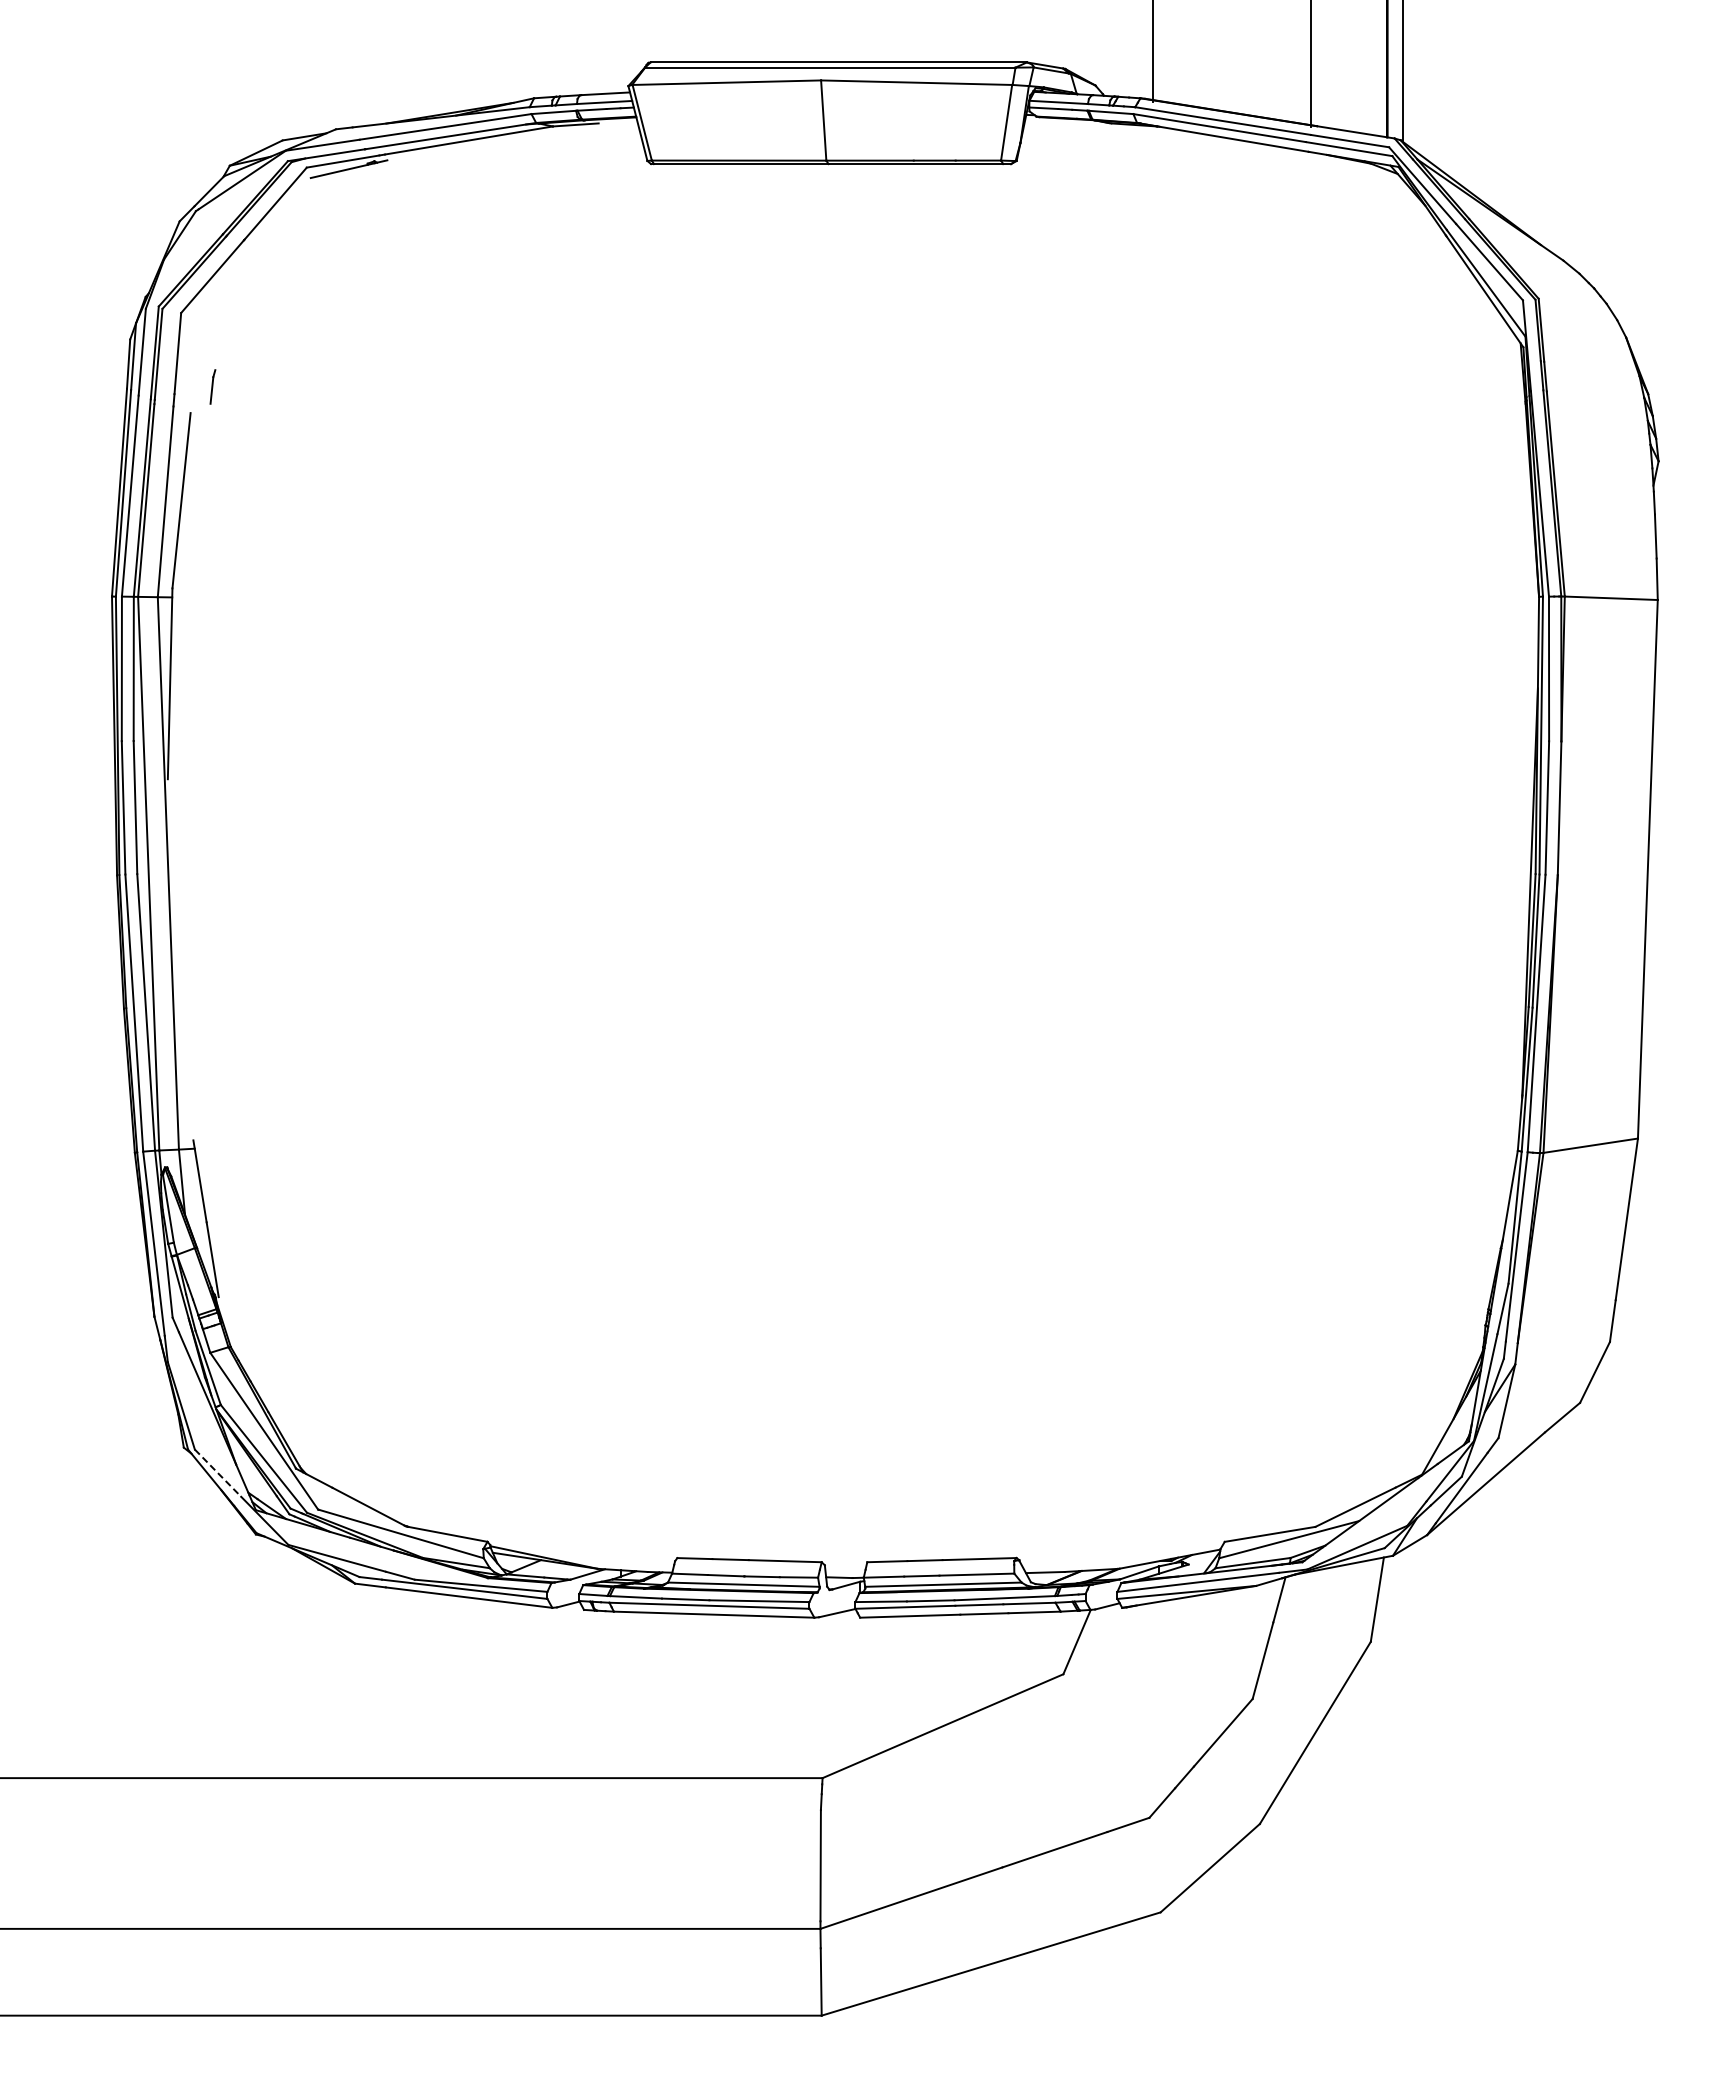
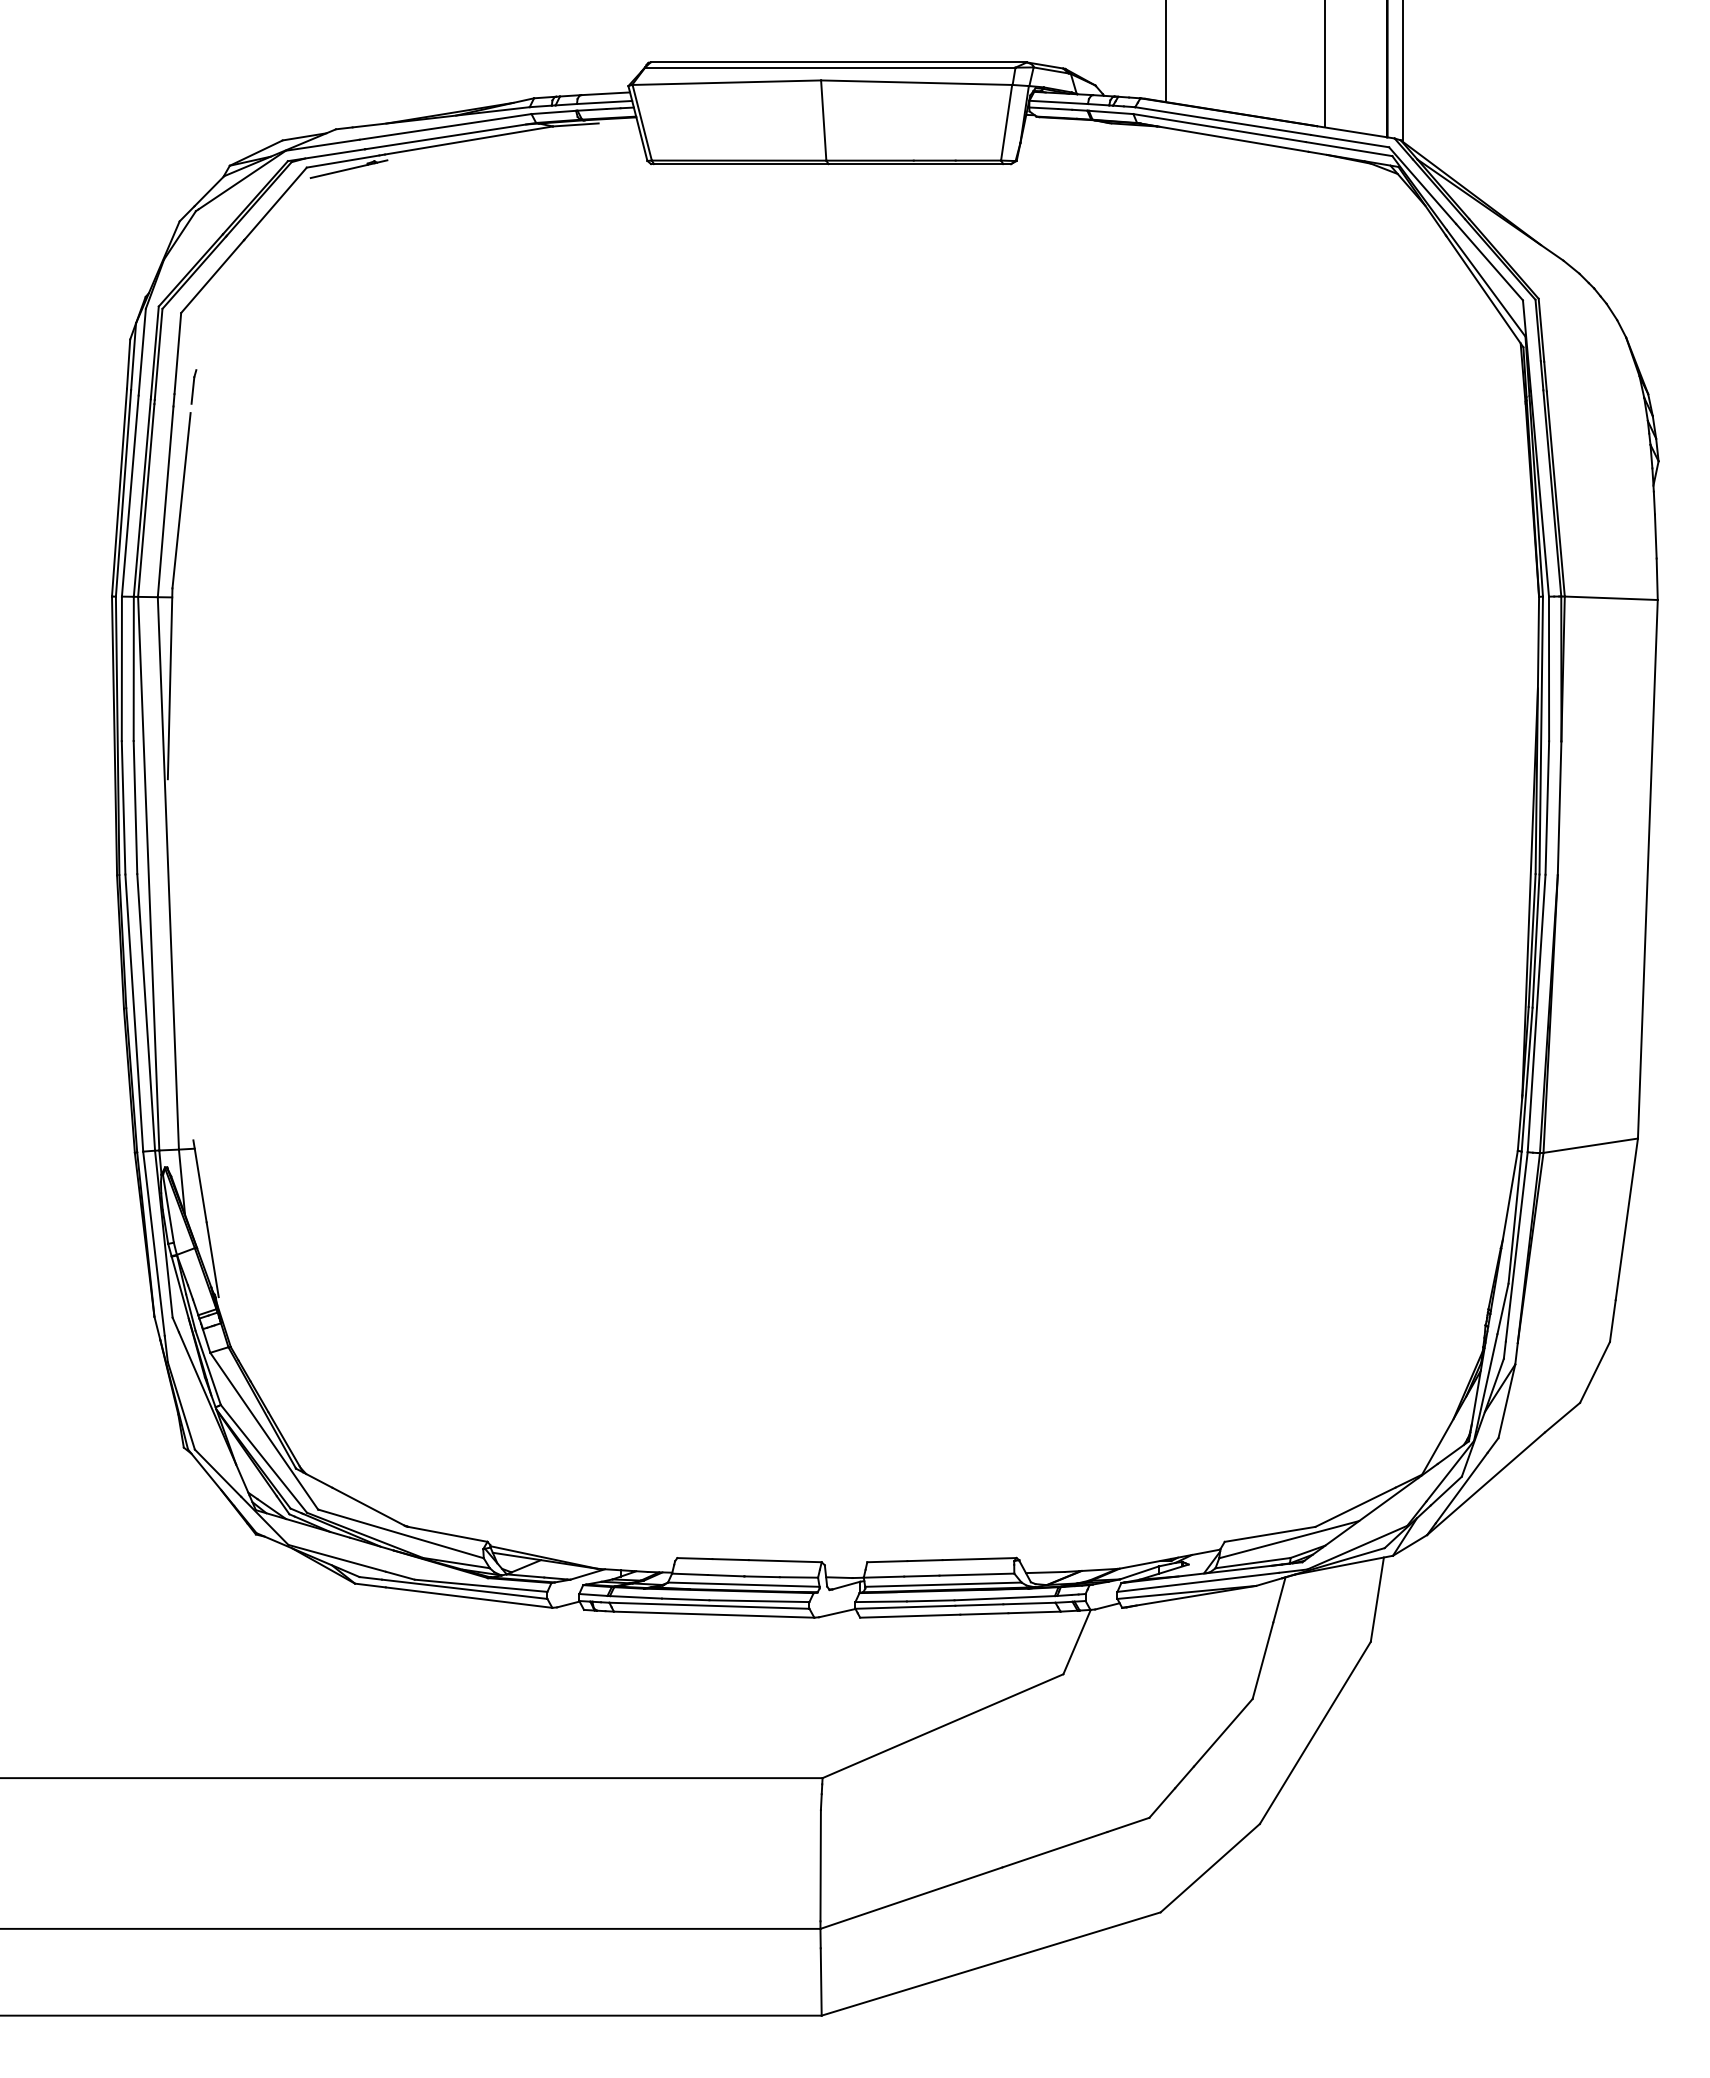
line position: (1153, 52) -> (1166, 52) (1166, 52)
line position: (1310, 64) -> (1324, 64) (1324, 64)
line position: (212, 386) -> (193, 386) (193, 386)
line: dashed -> solid (218, 1473)
